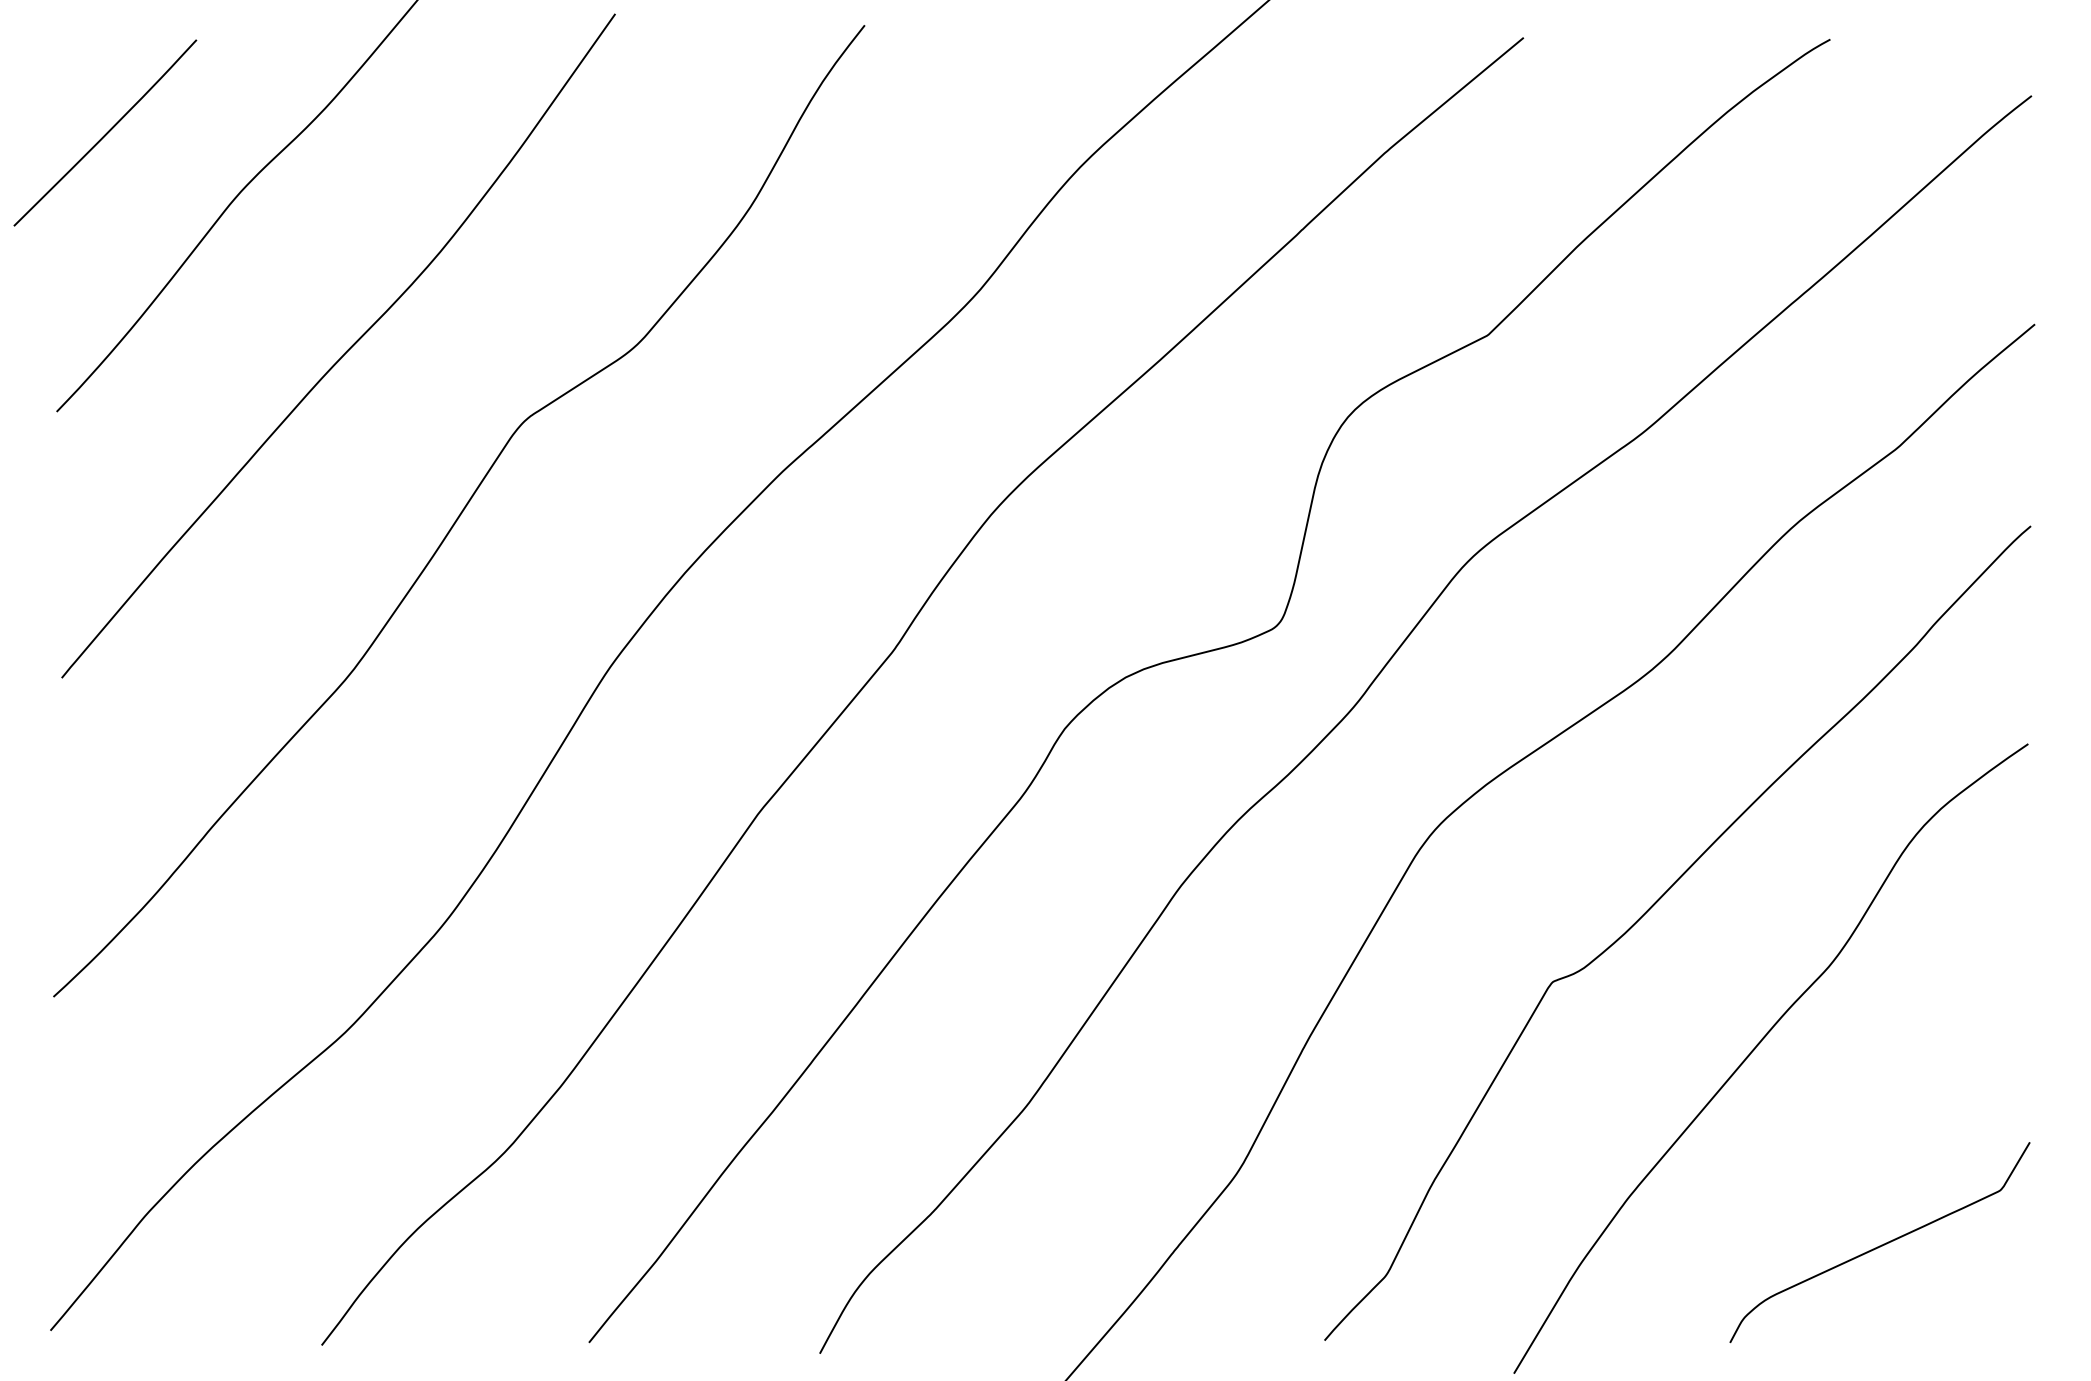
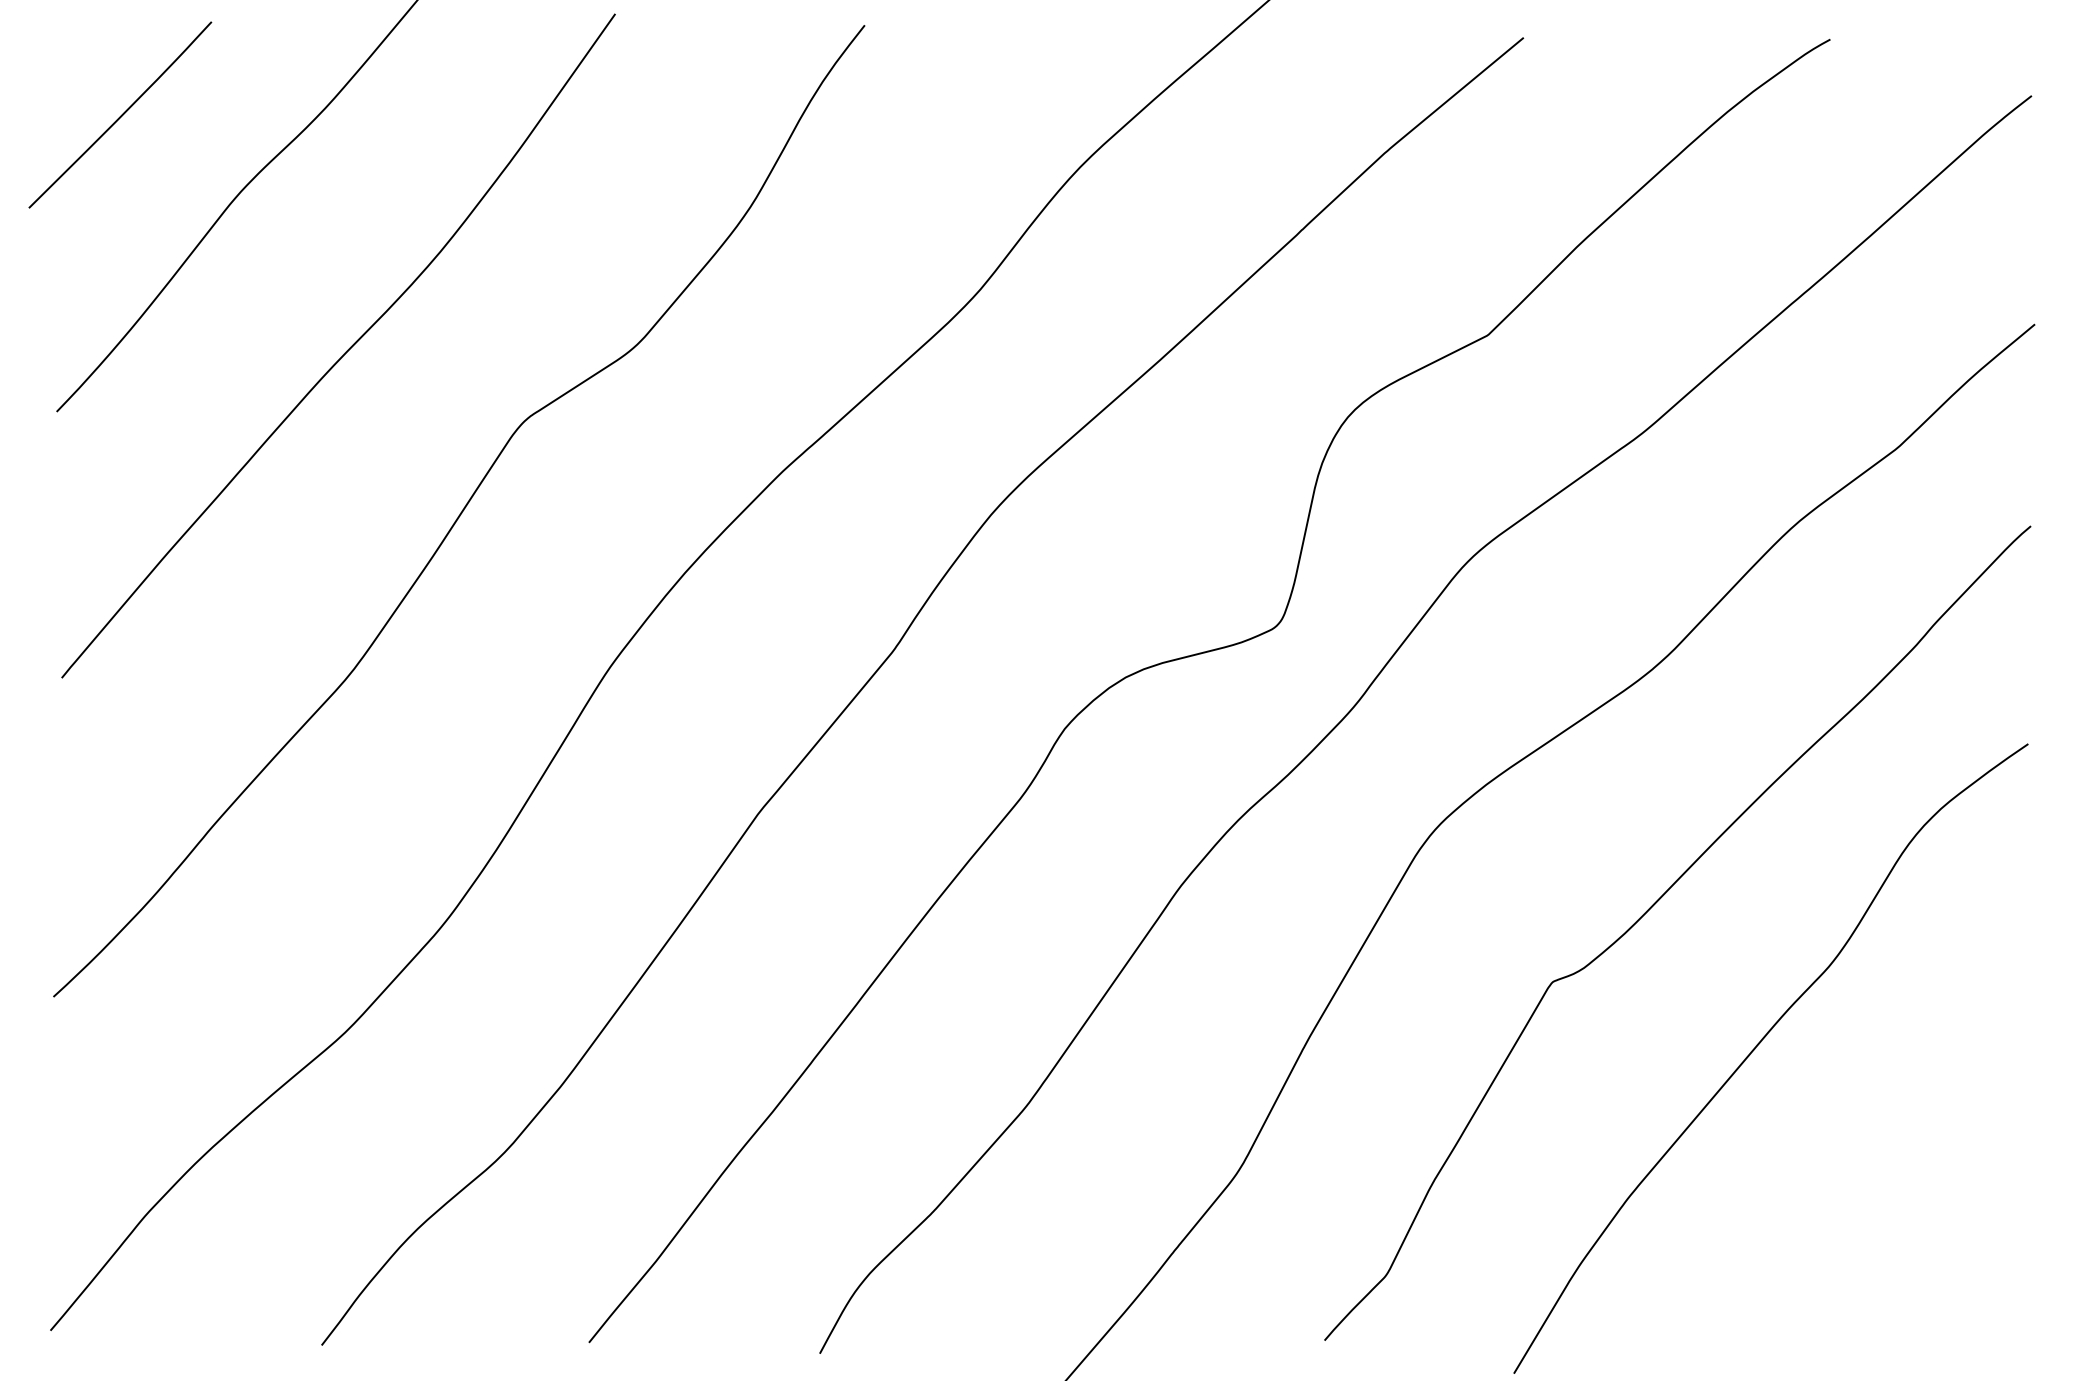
curve position: (106, 132) -> (121, 114) (121, 114)
curve: present -> none (1881, 1244)
